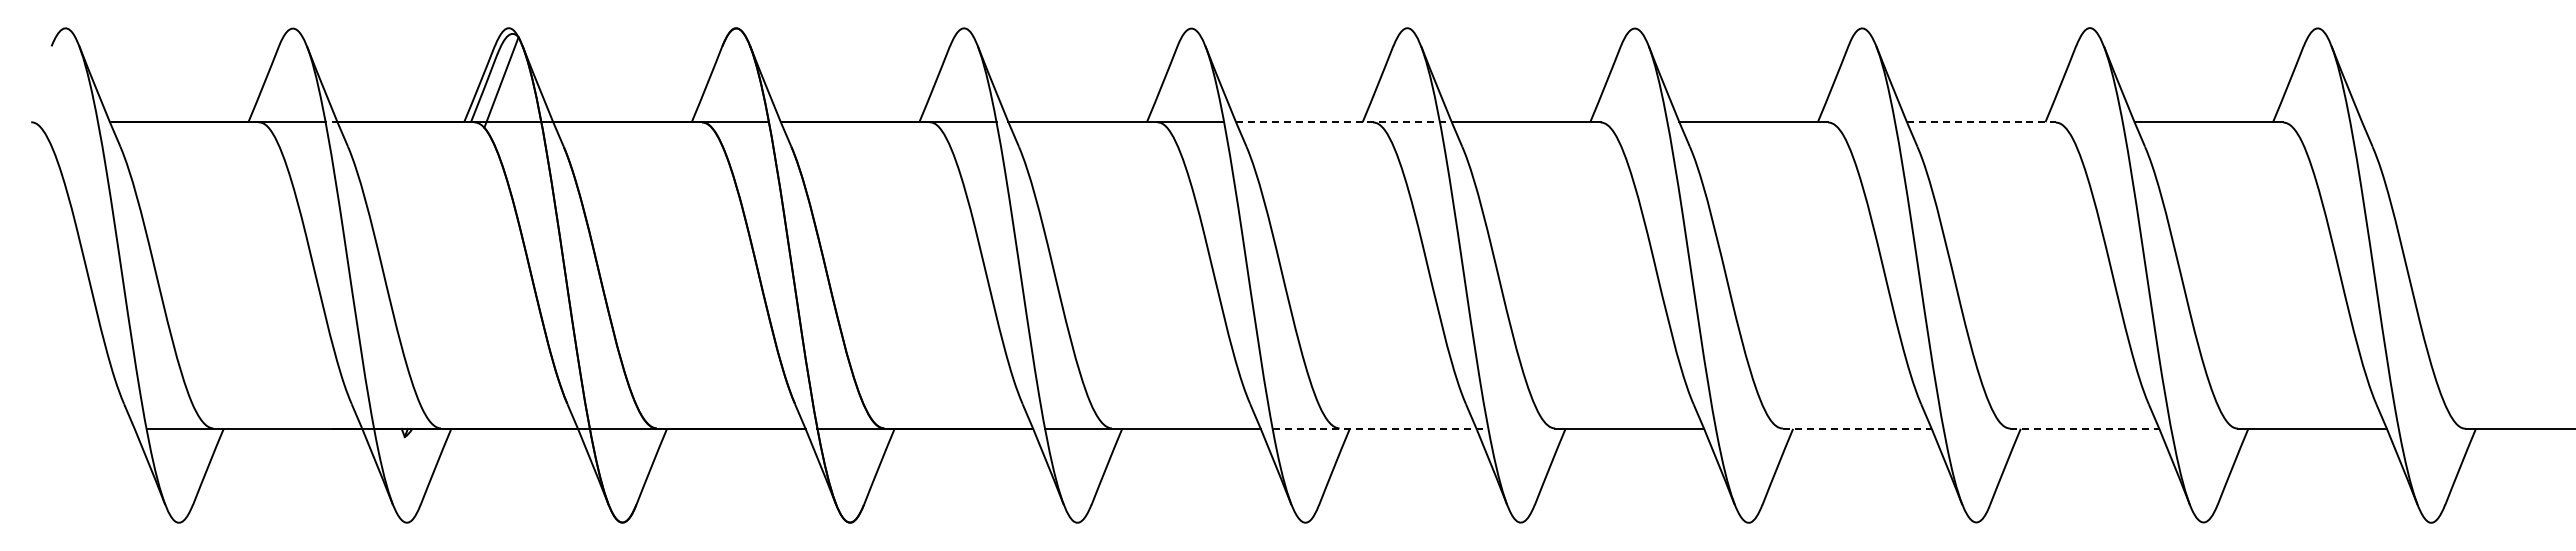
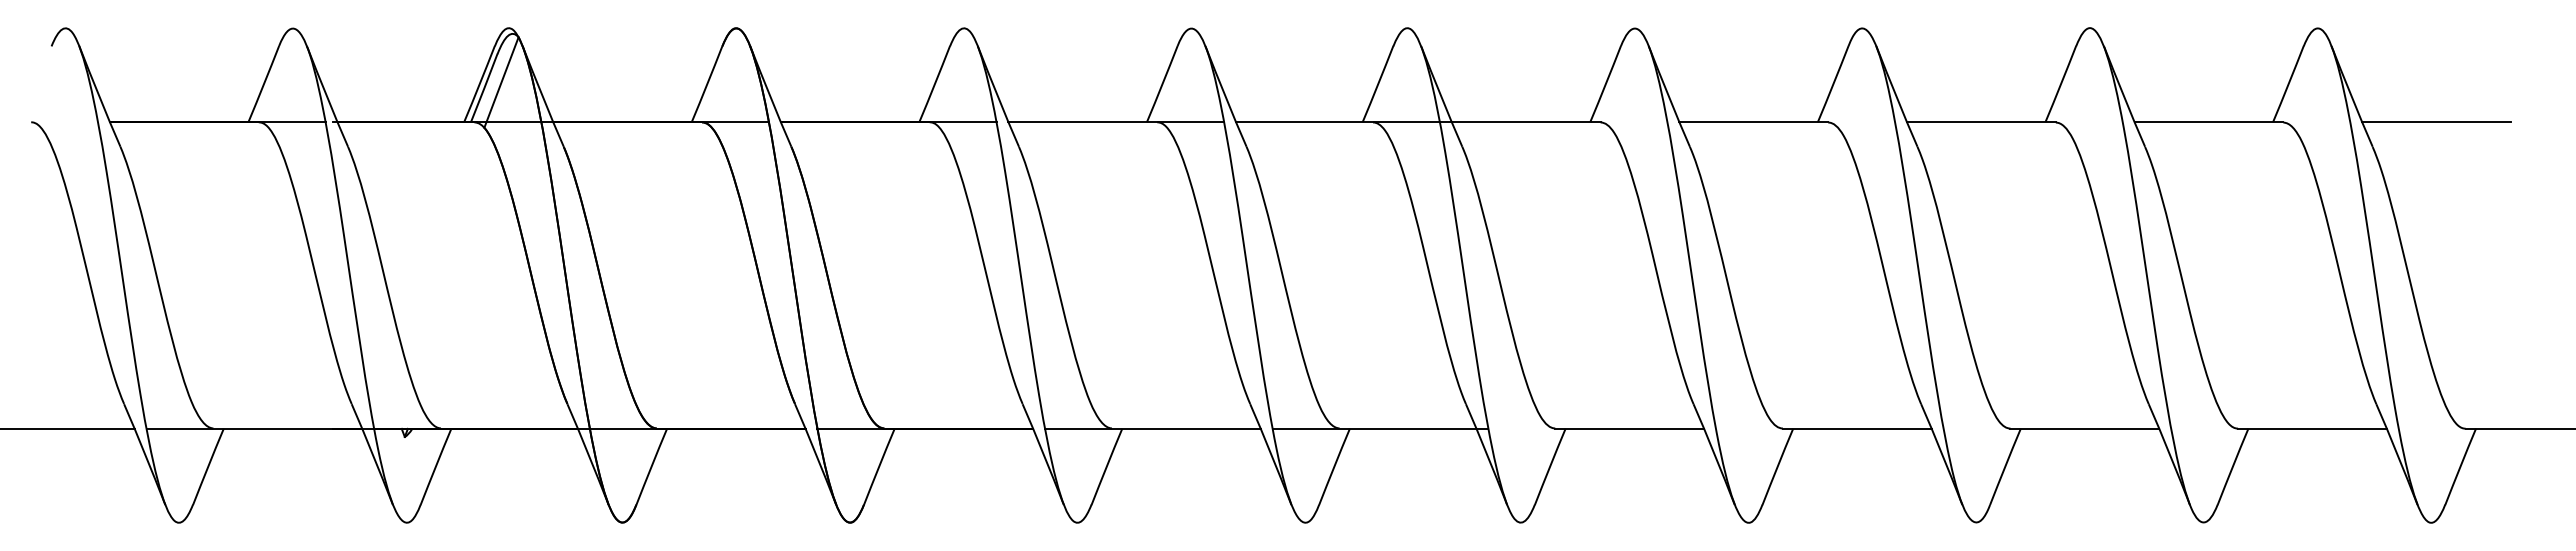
line: dashed -> solid (1343, 122)
line: dashed -> solid (1981, 122)
line: none -> present (2436, 122)
line: none -> present (68, 428)
line: dashed -> solid (1380, 428)
line: dashed -> solid (1857, 428)
line: dashed -> solid (2085, 428)
